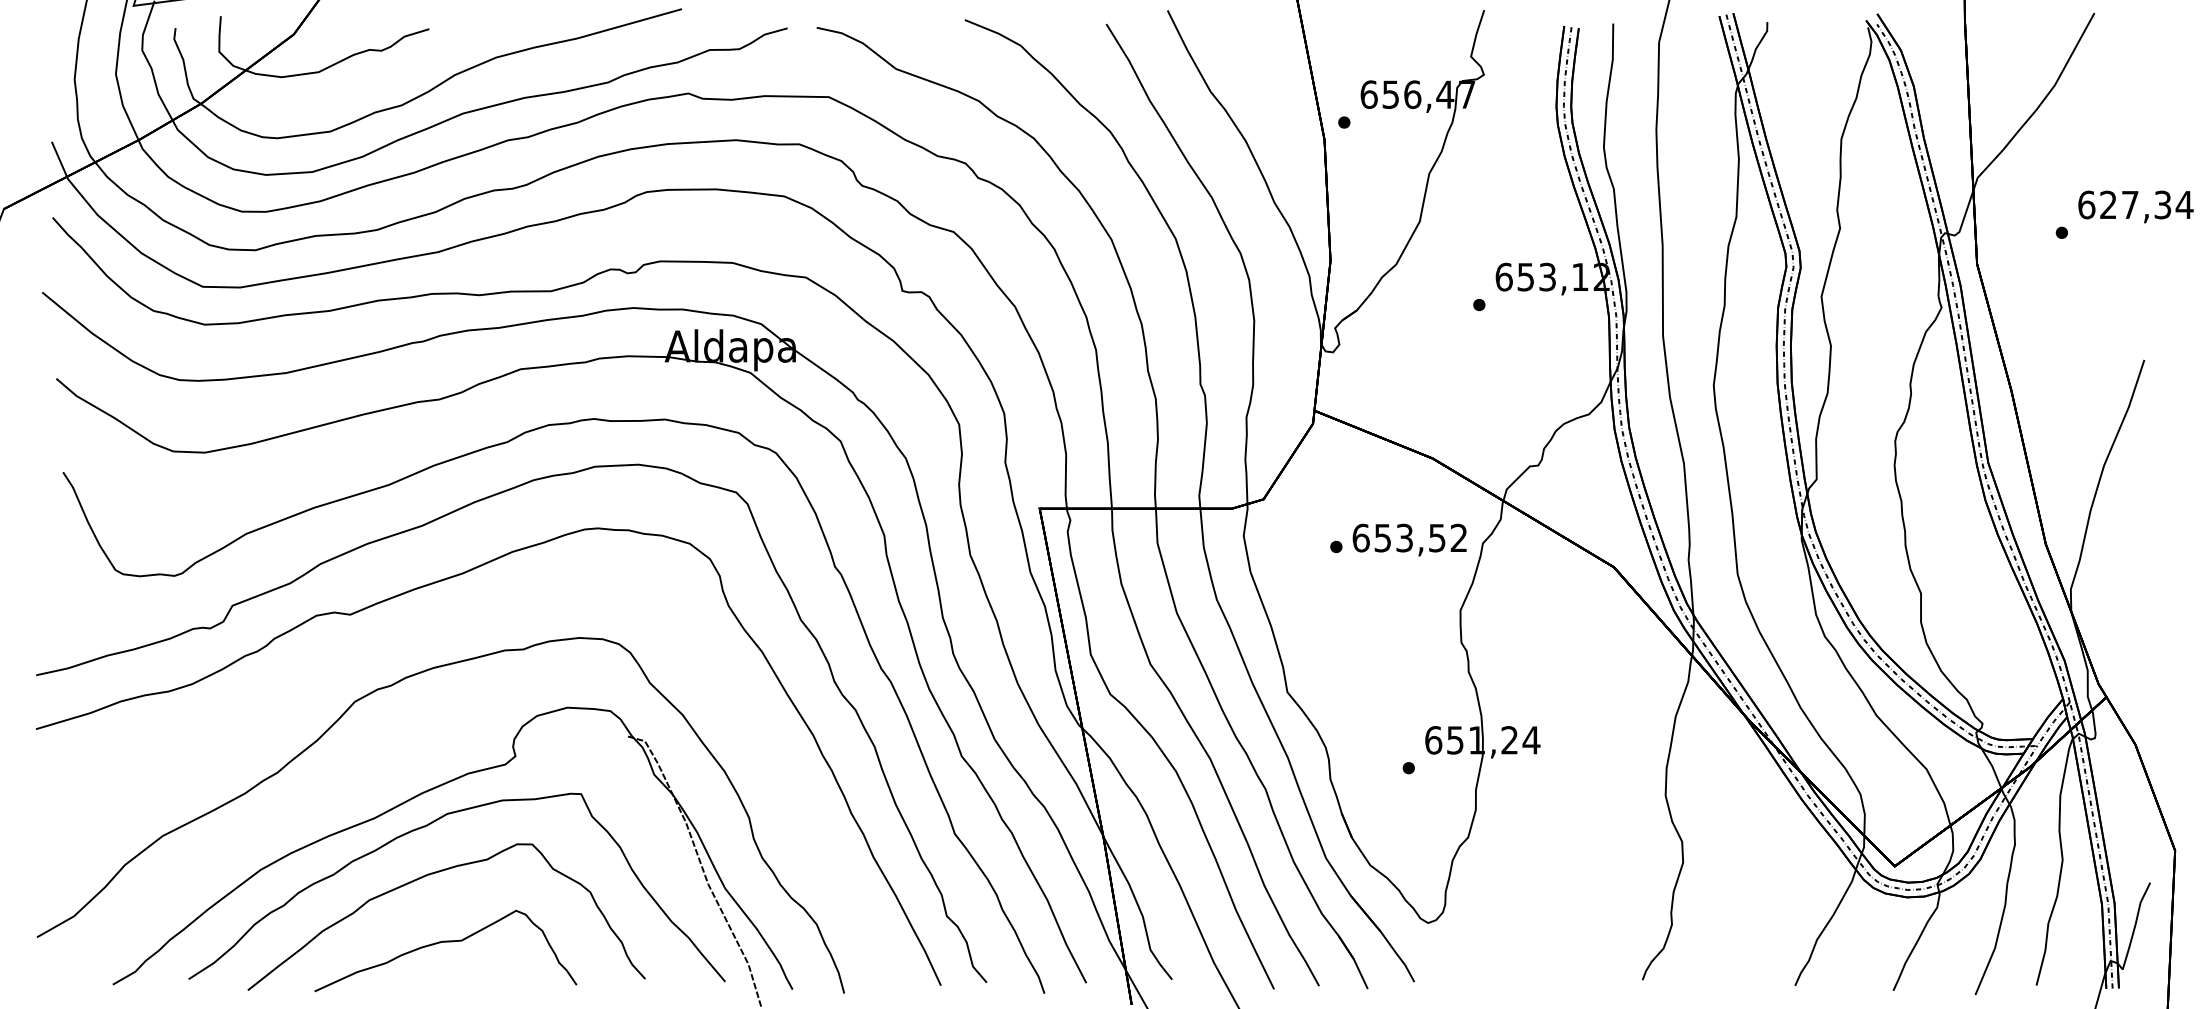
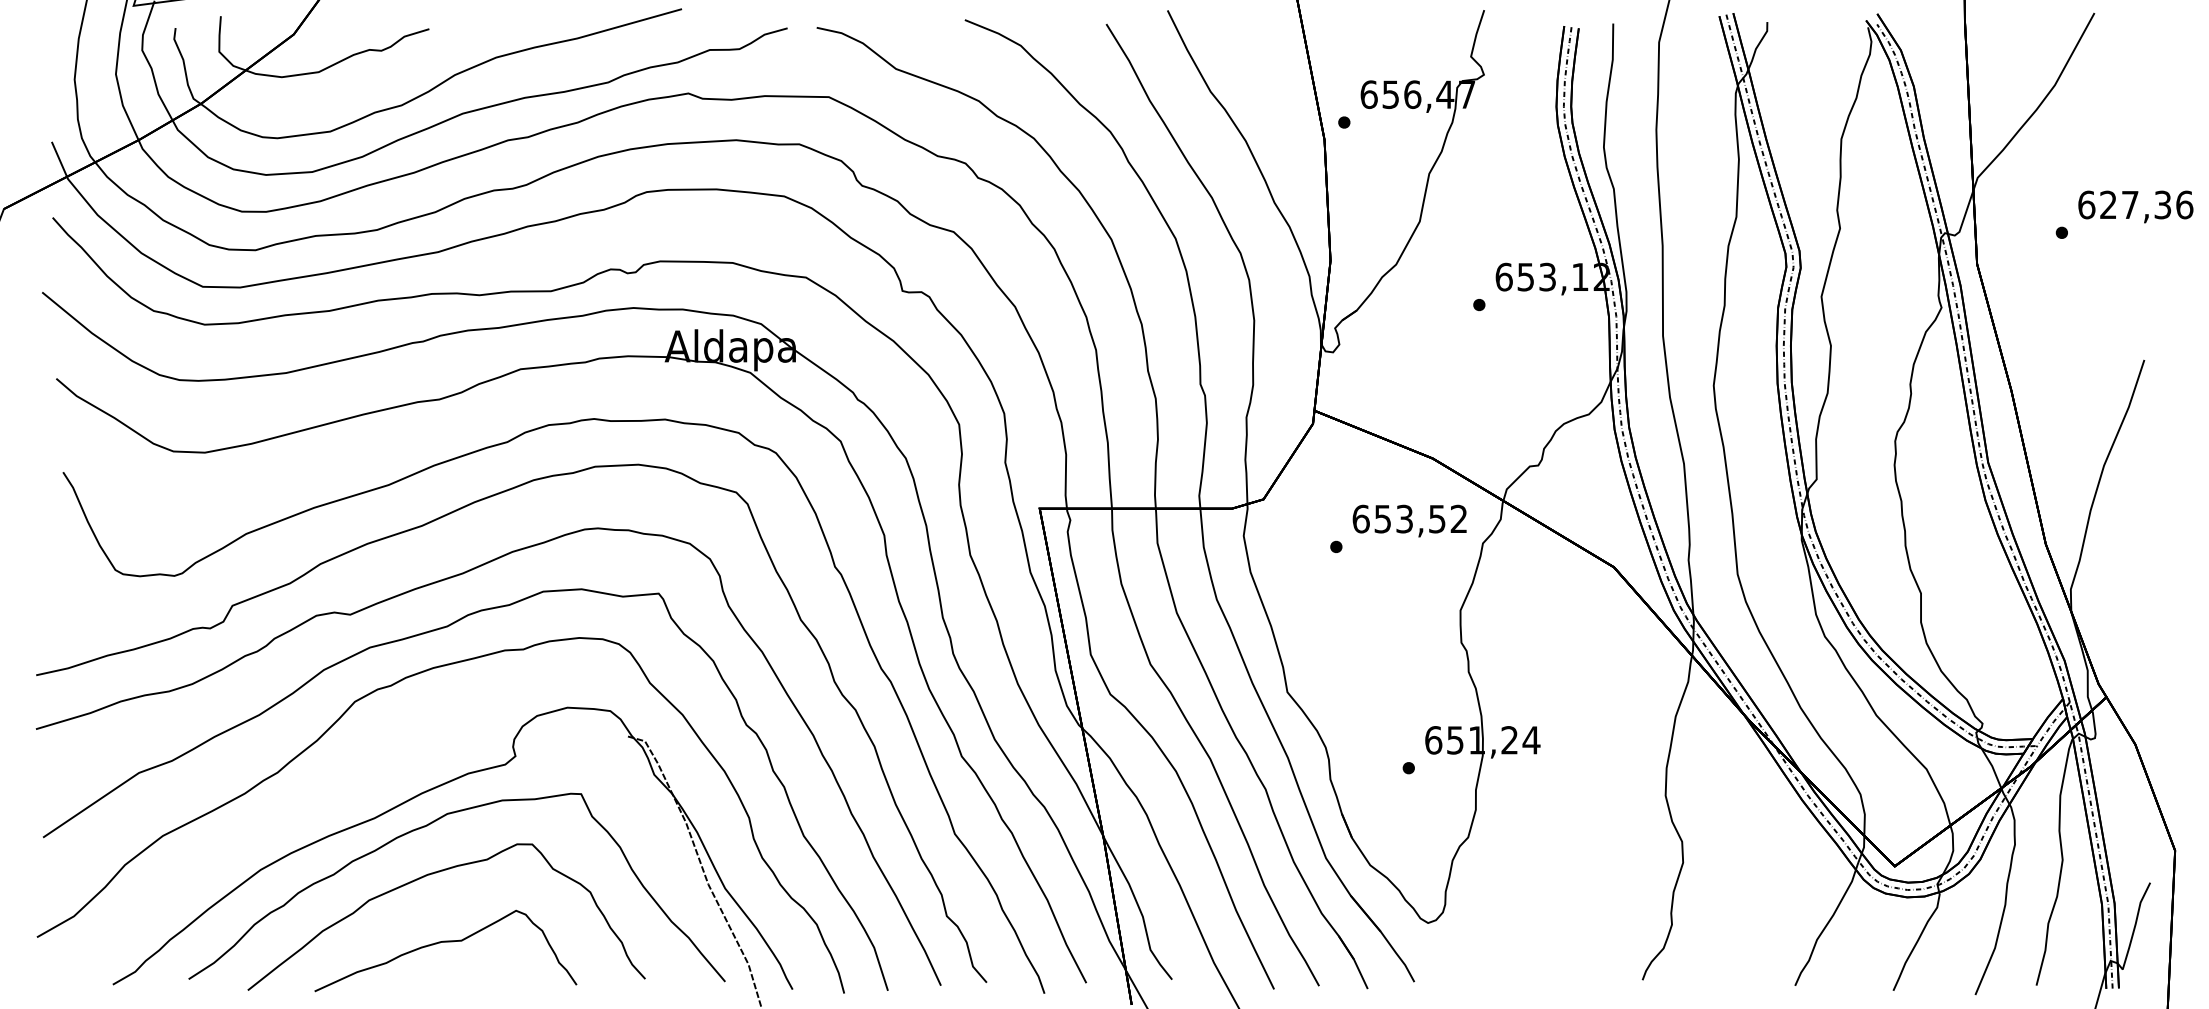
text: 627,34 -> 627,36 (2184, 204)
text position: (1409, 539) -> (1409, 520) (1409, 520)
curve: none -> present (420, 635)
